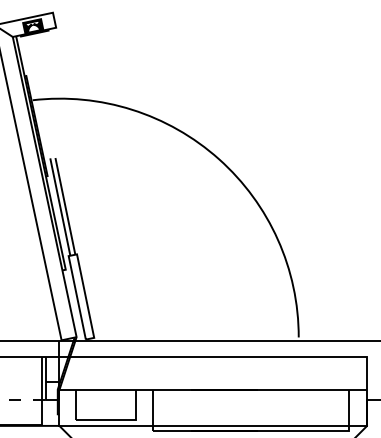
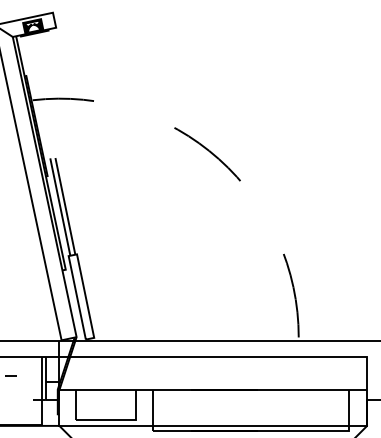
line: solid -> dashed (218, 159)
line position: (14, 399) -> (10, 375) (10, 375)
